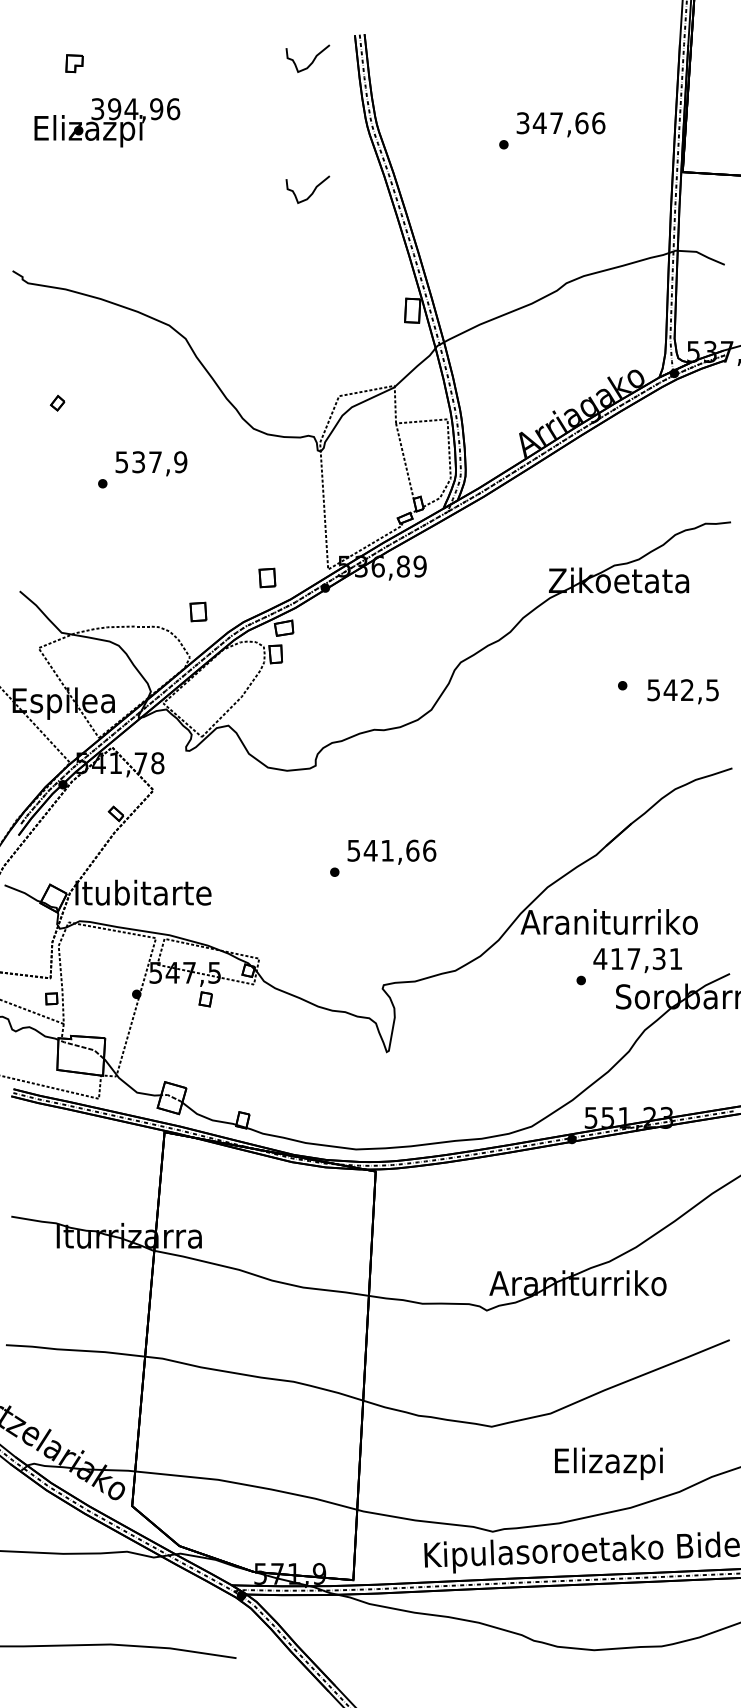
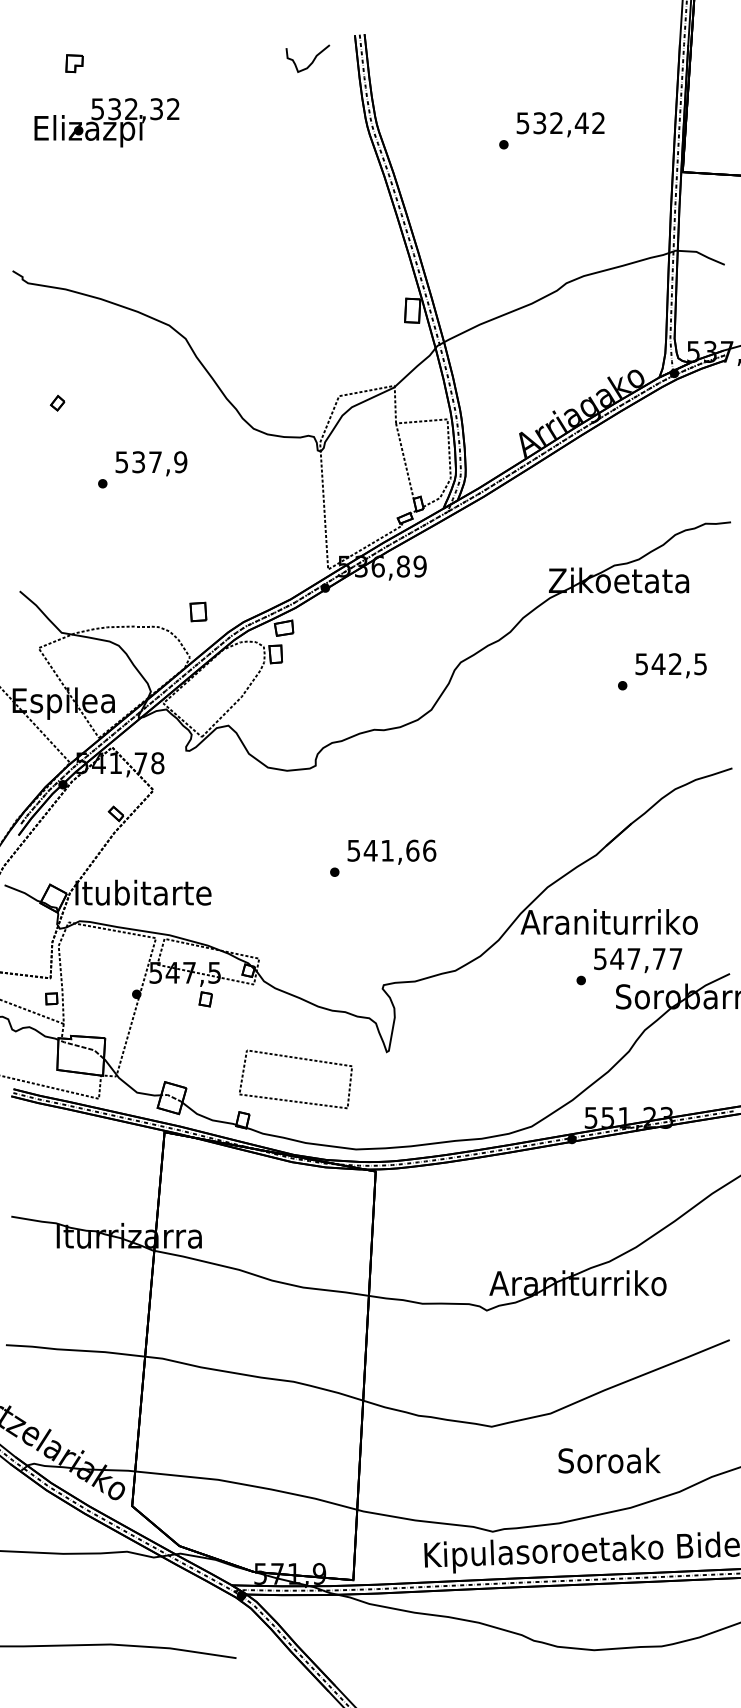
text: 394,96 -> 532,32 (136, 109)
text: 347,66 -> 532,42 (561, 123)
curve: present -> none (312, 191)
part: present -> none (267, 577)
text position: (682, 691) -> (670, 665) (670, 665)
text: 417,31 -> 547,77 (637, 959)
part: none -> present (299, 1059)
text: Elizazpi -> Soroak (608, 1463)
